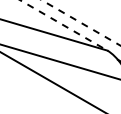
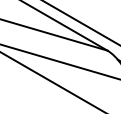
line: dashed -> solid (81, 23)
line: dashed -> solid (64, 25)
